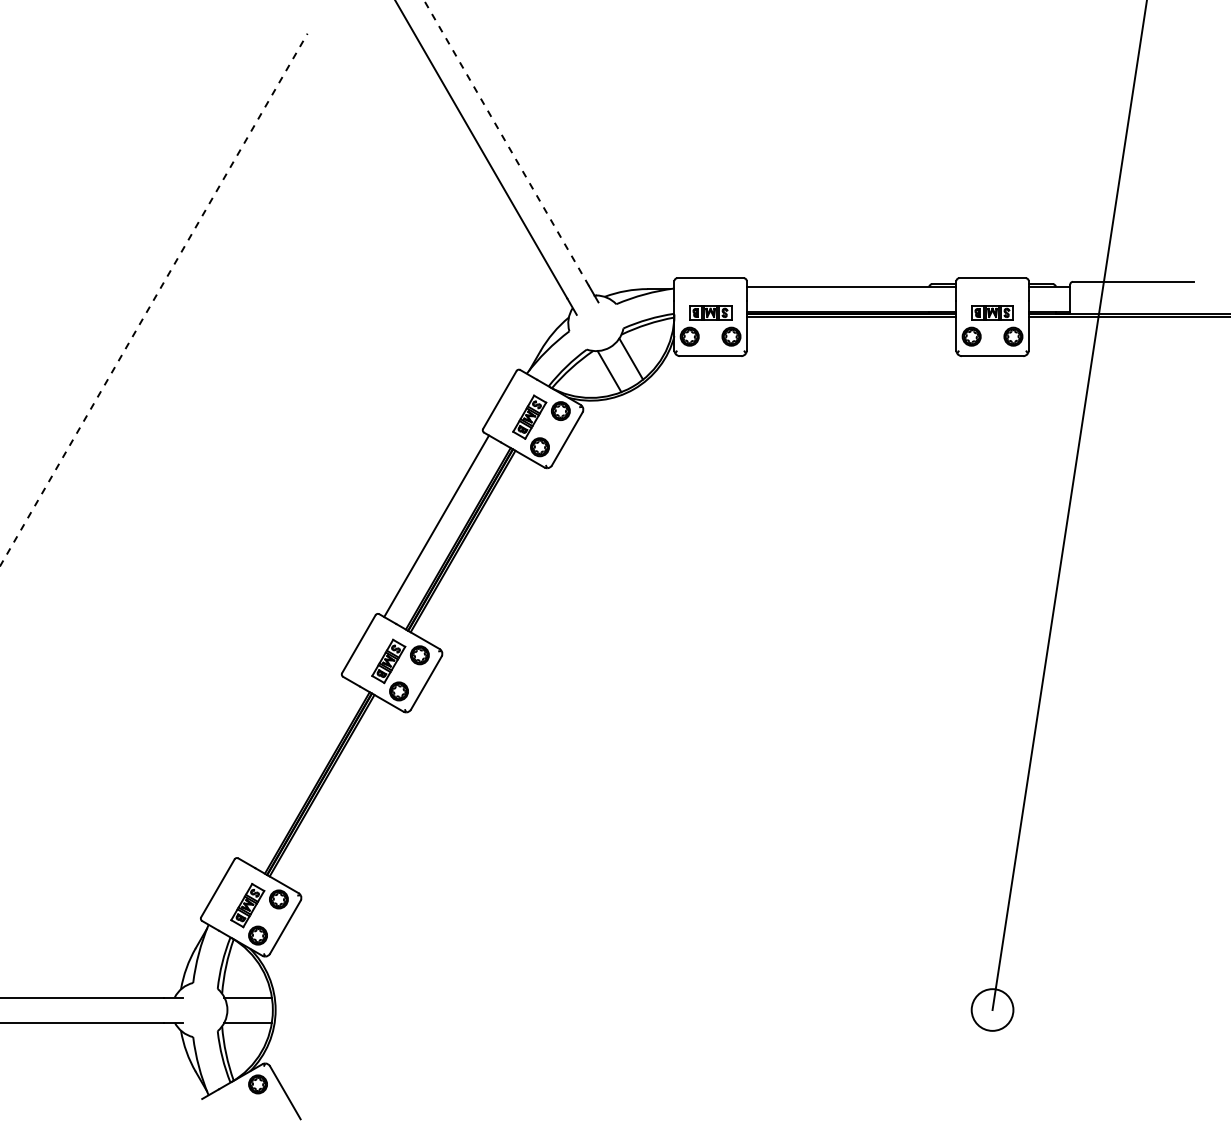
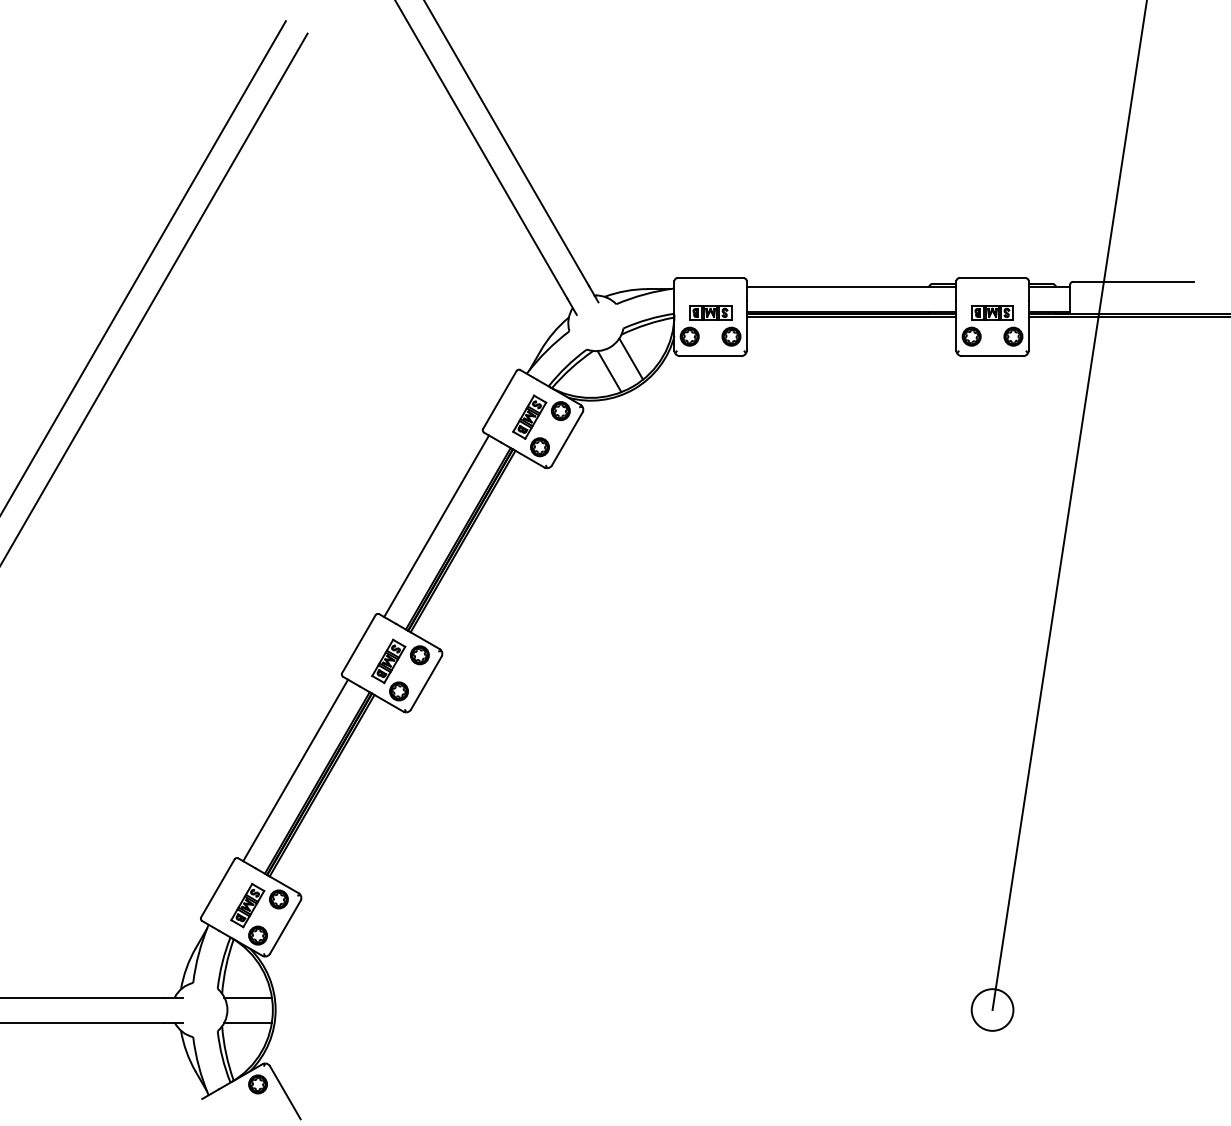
line: dashed -> solid (506, 143)
line: none -> present (143, 266)
line: dashed -> solid (154, 299)
line: none -> present (295, 770)
